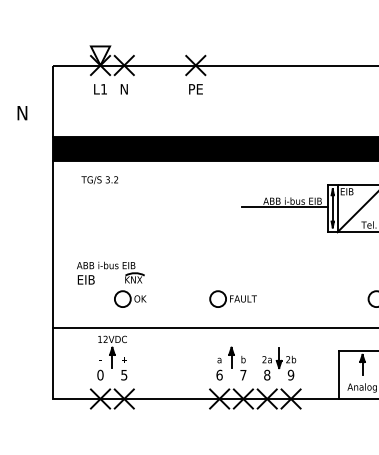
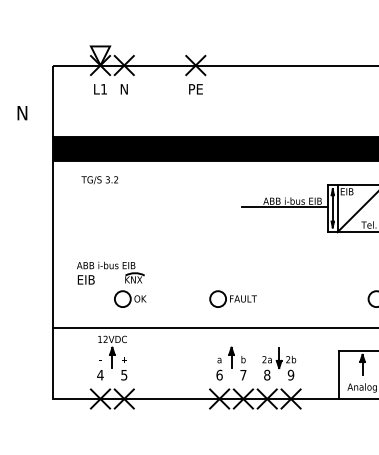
text: 0 -> 4 (100, 374)
